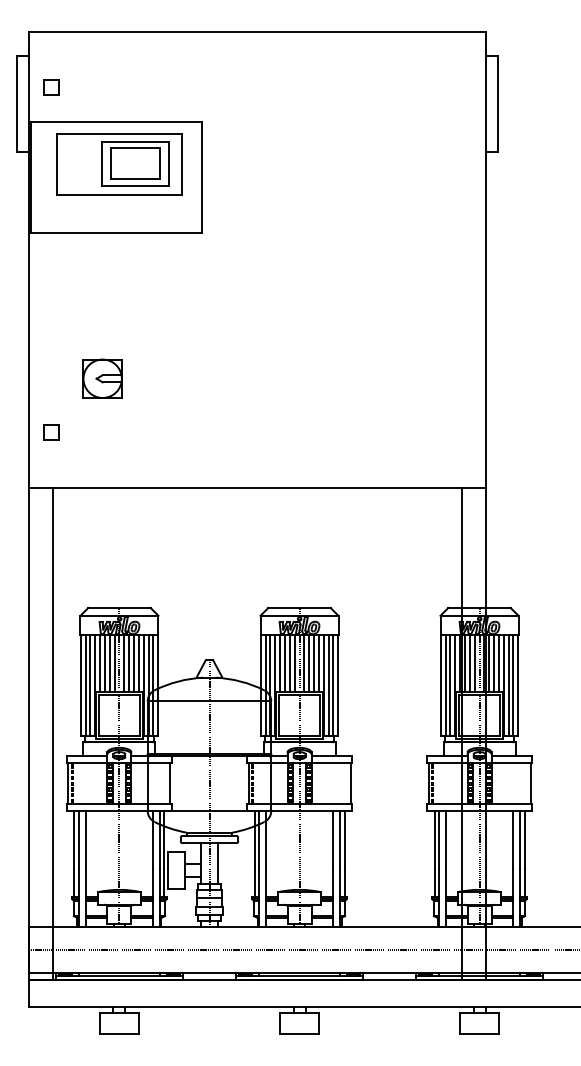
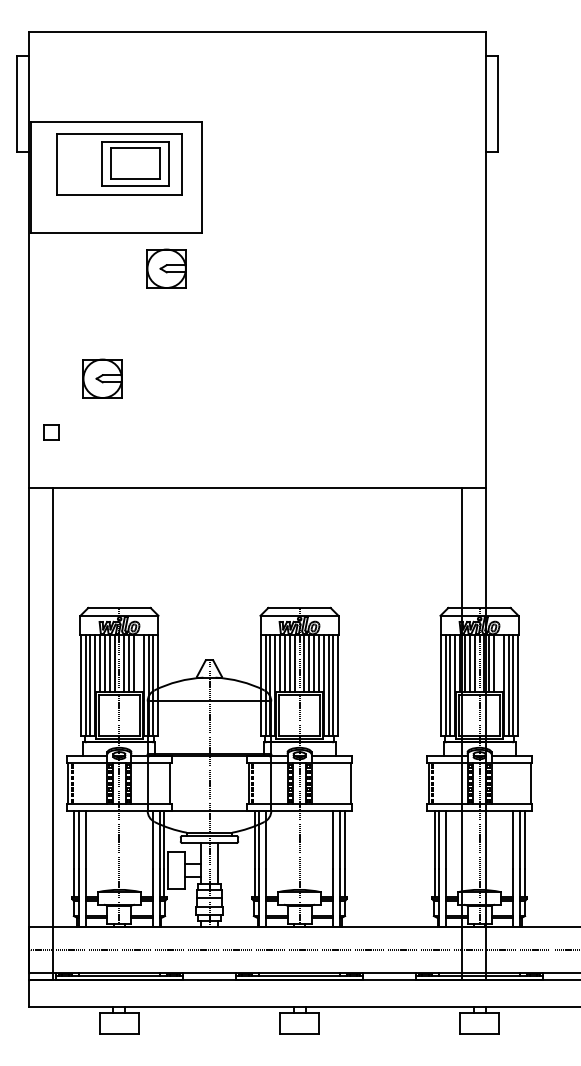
part: present -> none (51, 87)
part: none -> present (166, 268)
line: present -> none (138, 663)
line: present -> none (498, 663)
